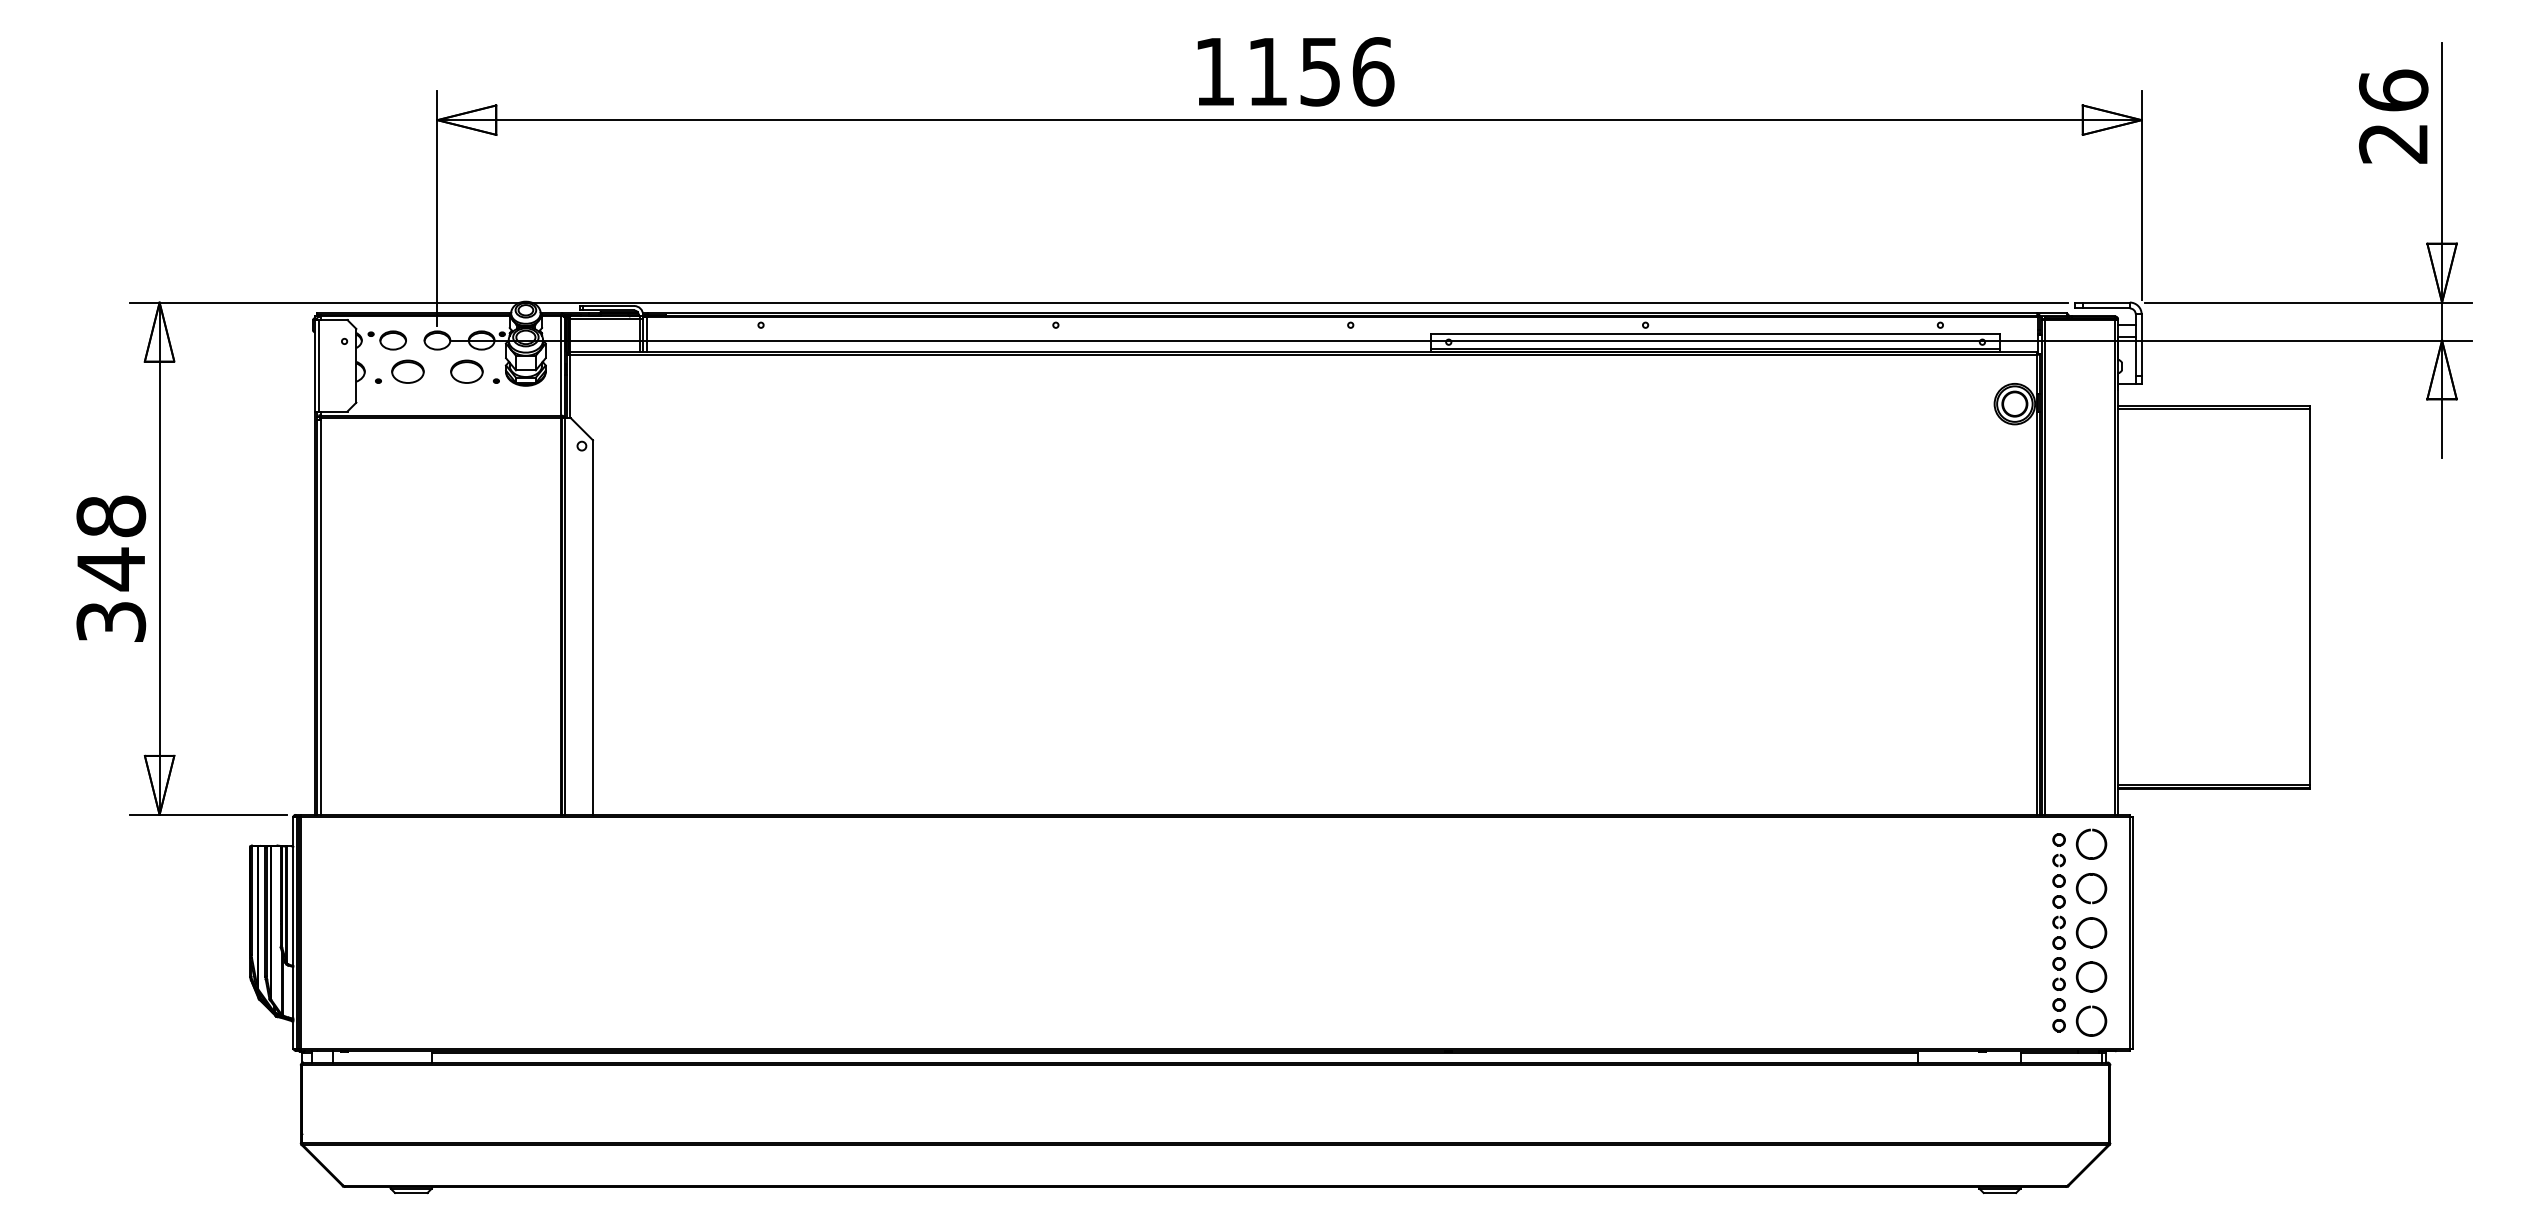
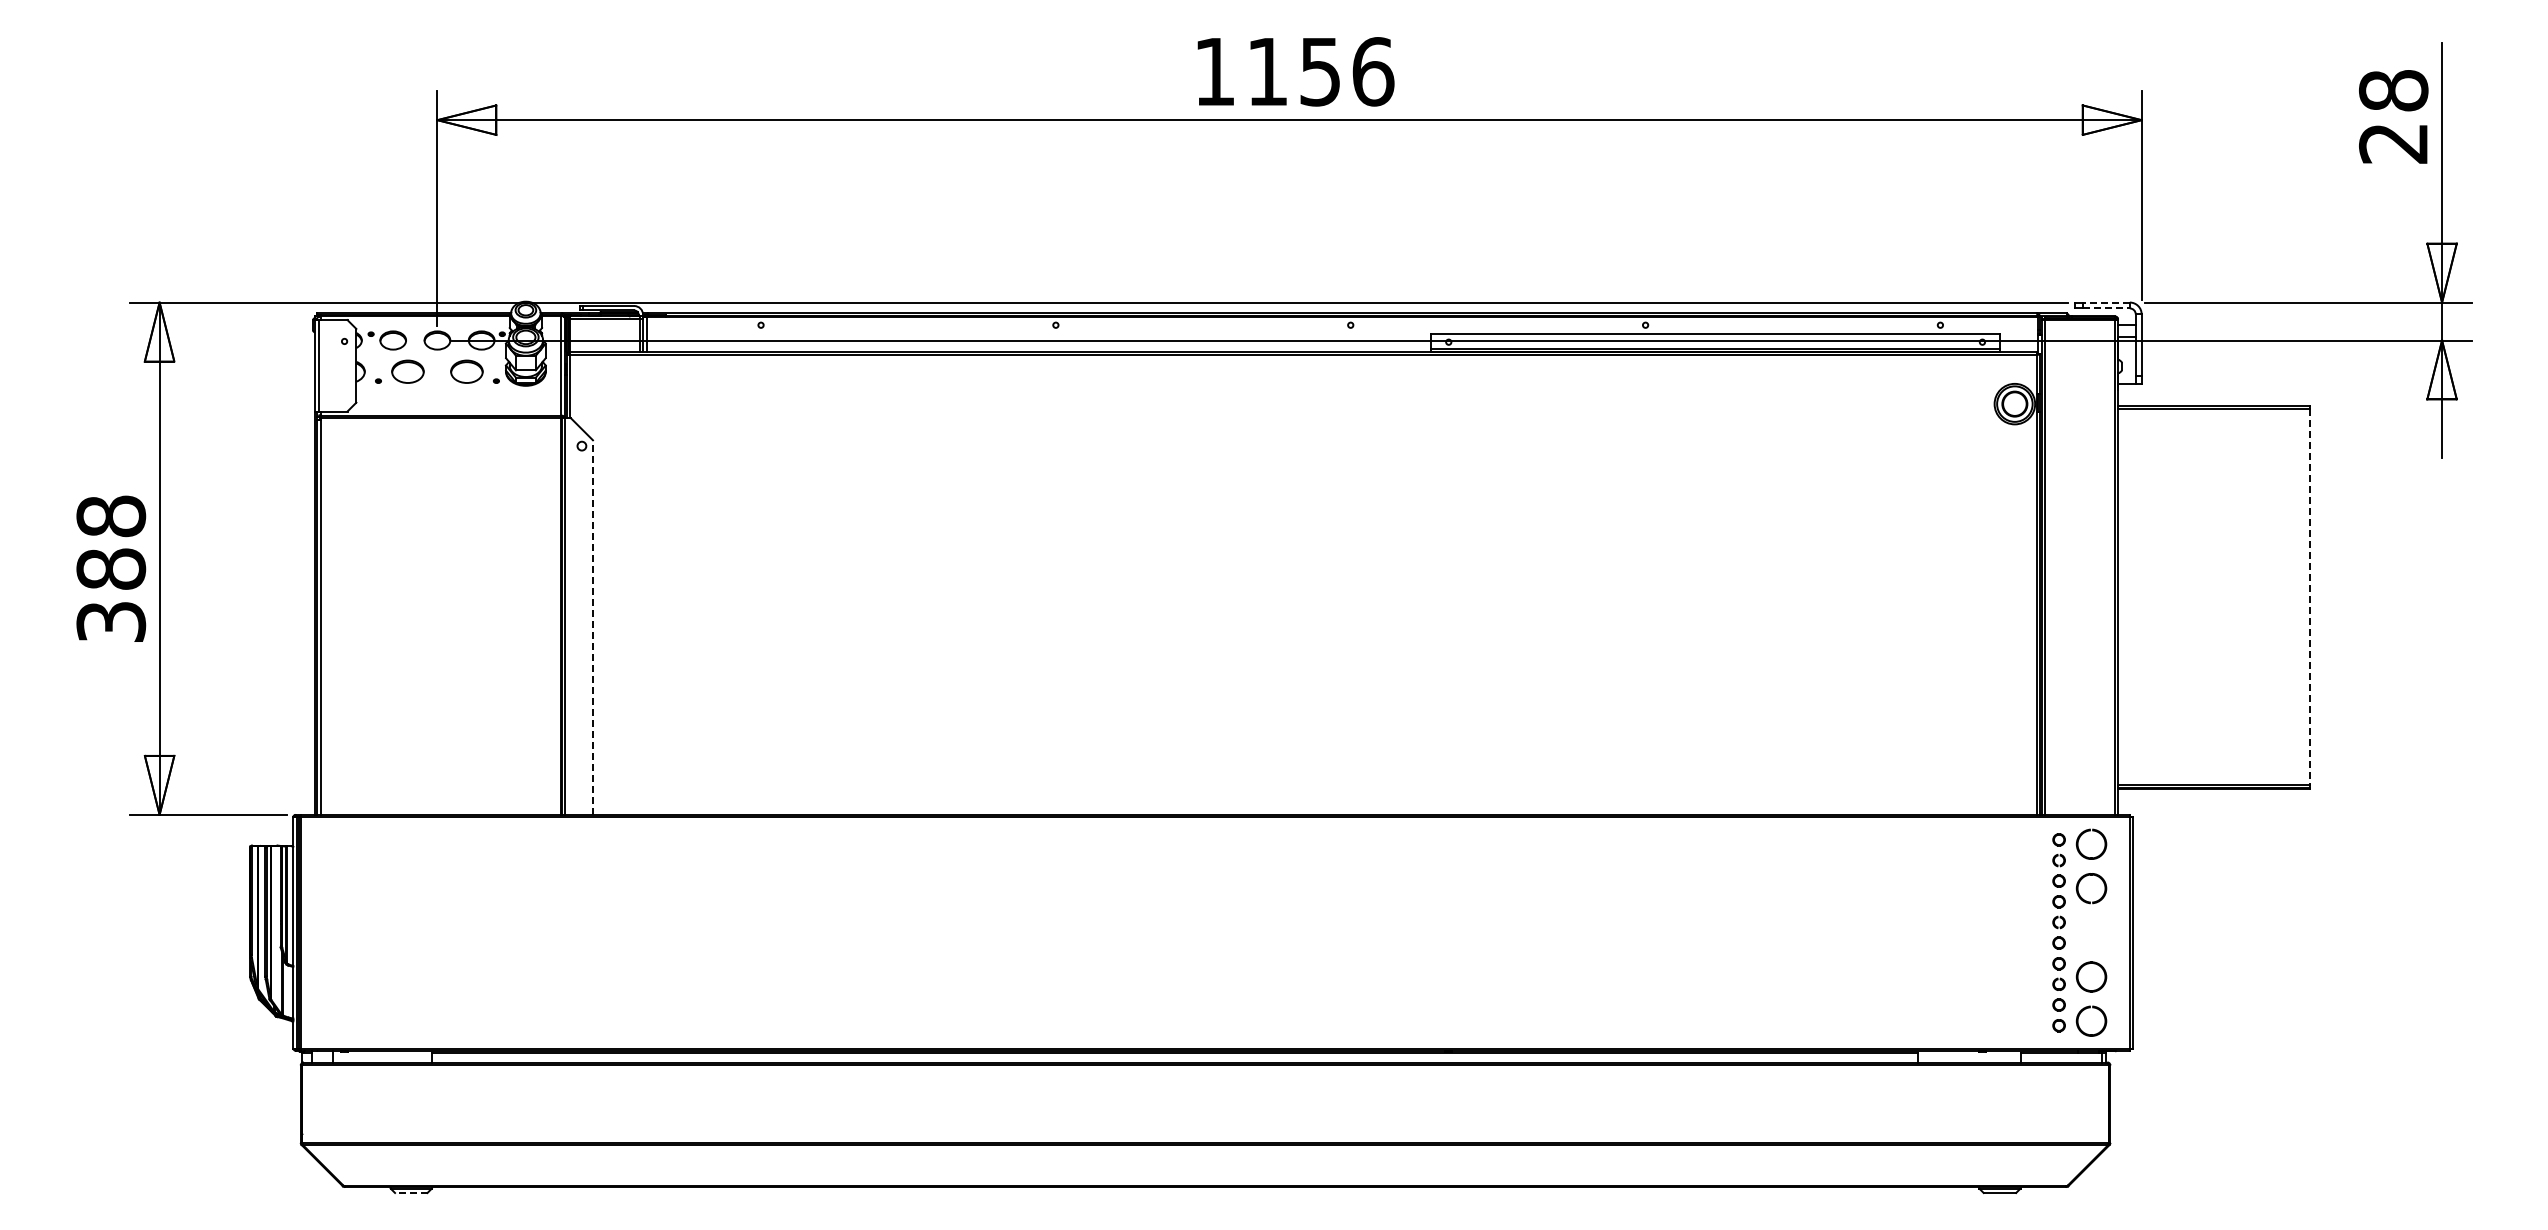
text: 26 -> 28 (2393, 90)
line: solid -> dashed (2106, 302)
line: solid -> dashed (2106, 308)
text: 348 -> 388 (111, 569)
line: solid -> dashed (2309, 596)
line: solid -> dashed (592, 627)
part: present -> none (2091, 932)
line: solid -> dashed (410, 1193)
